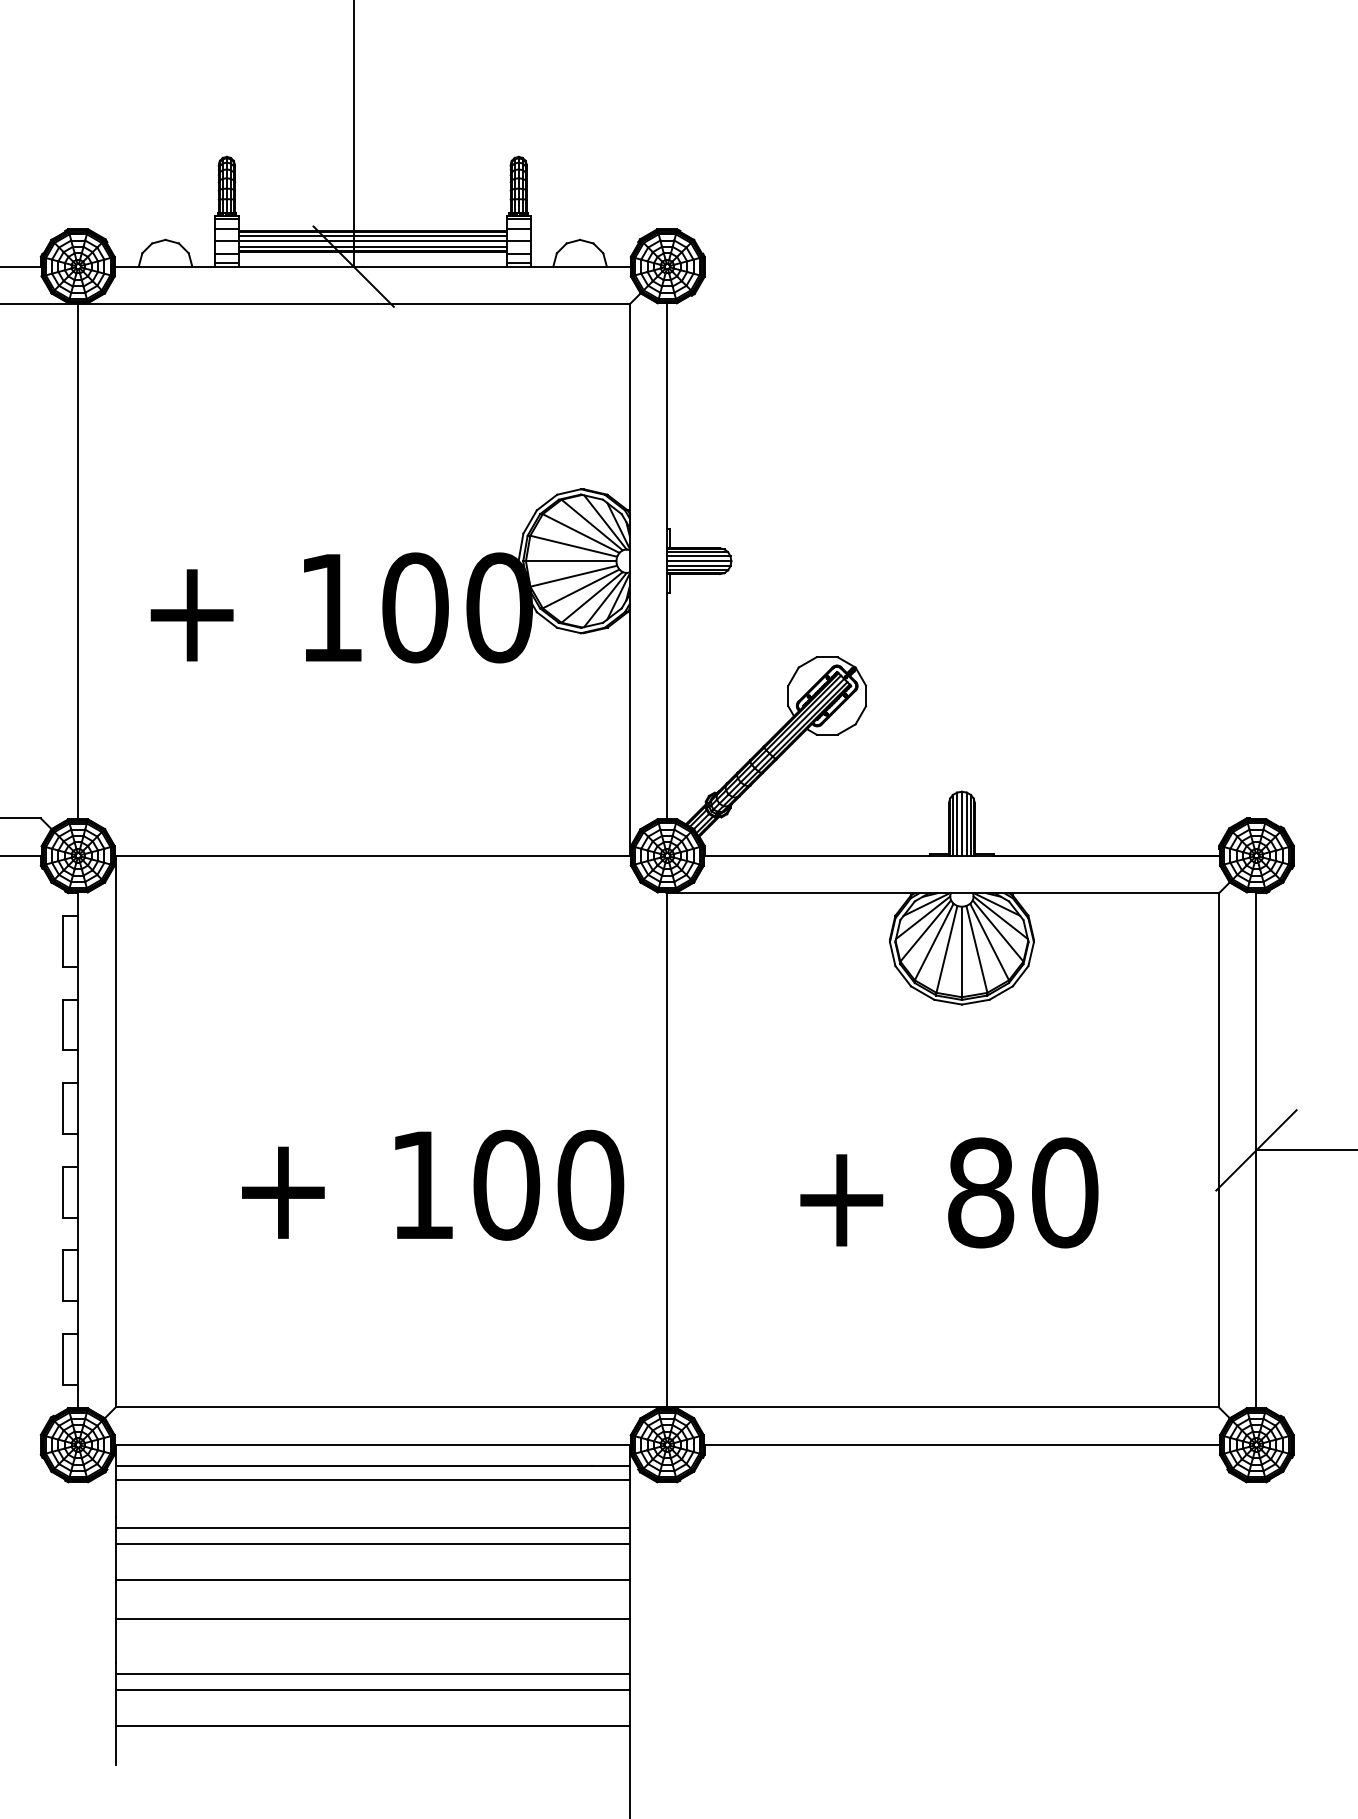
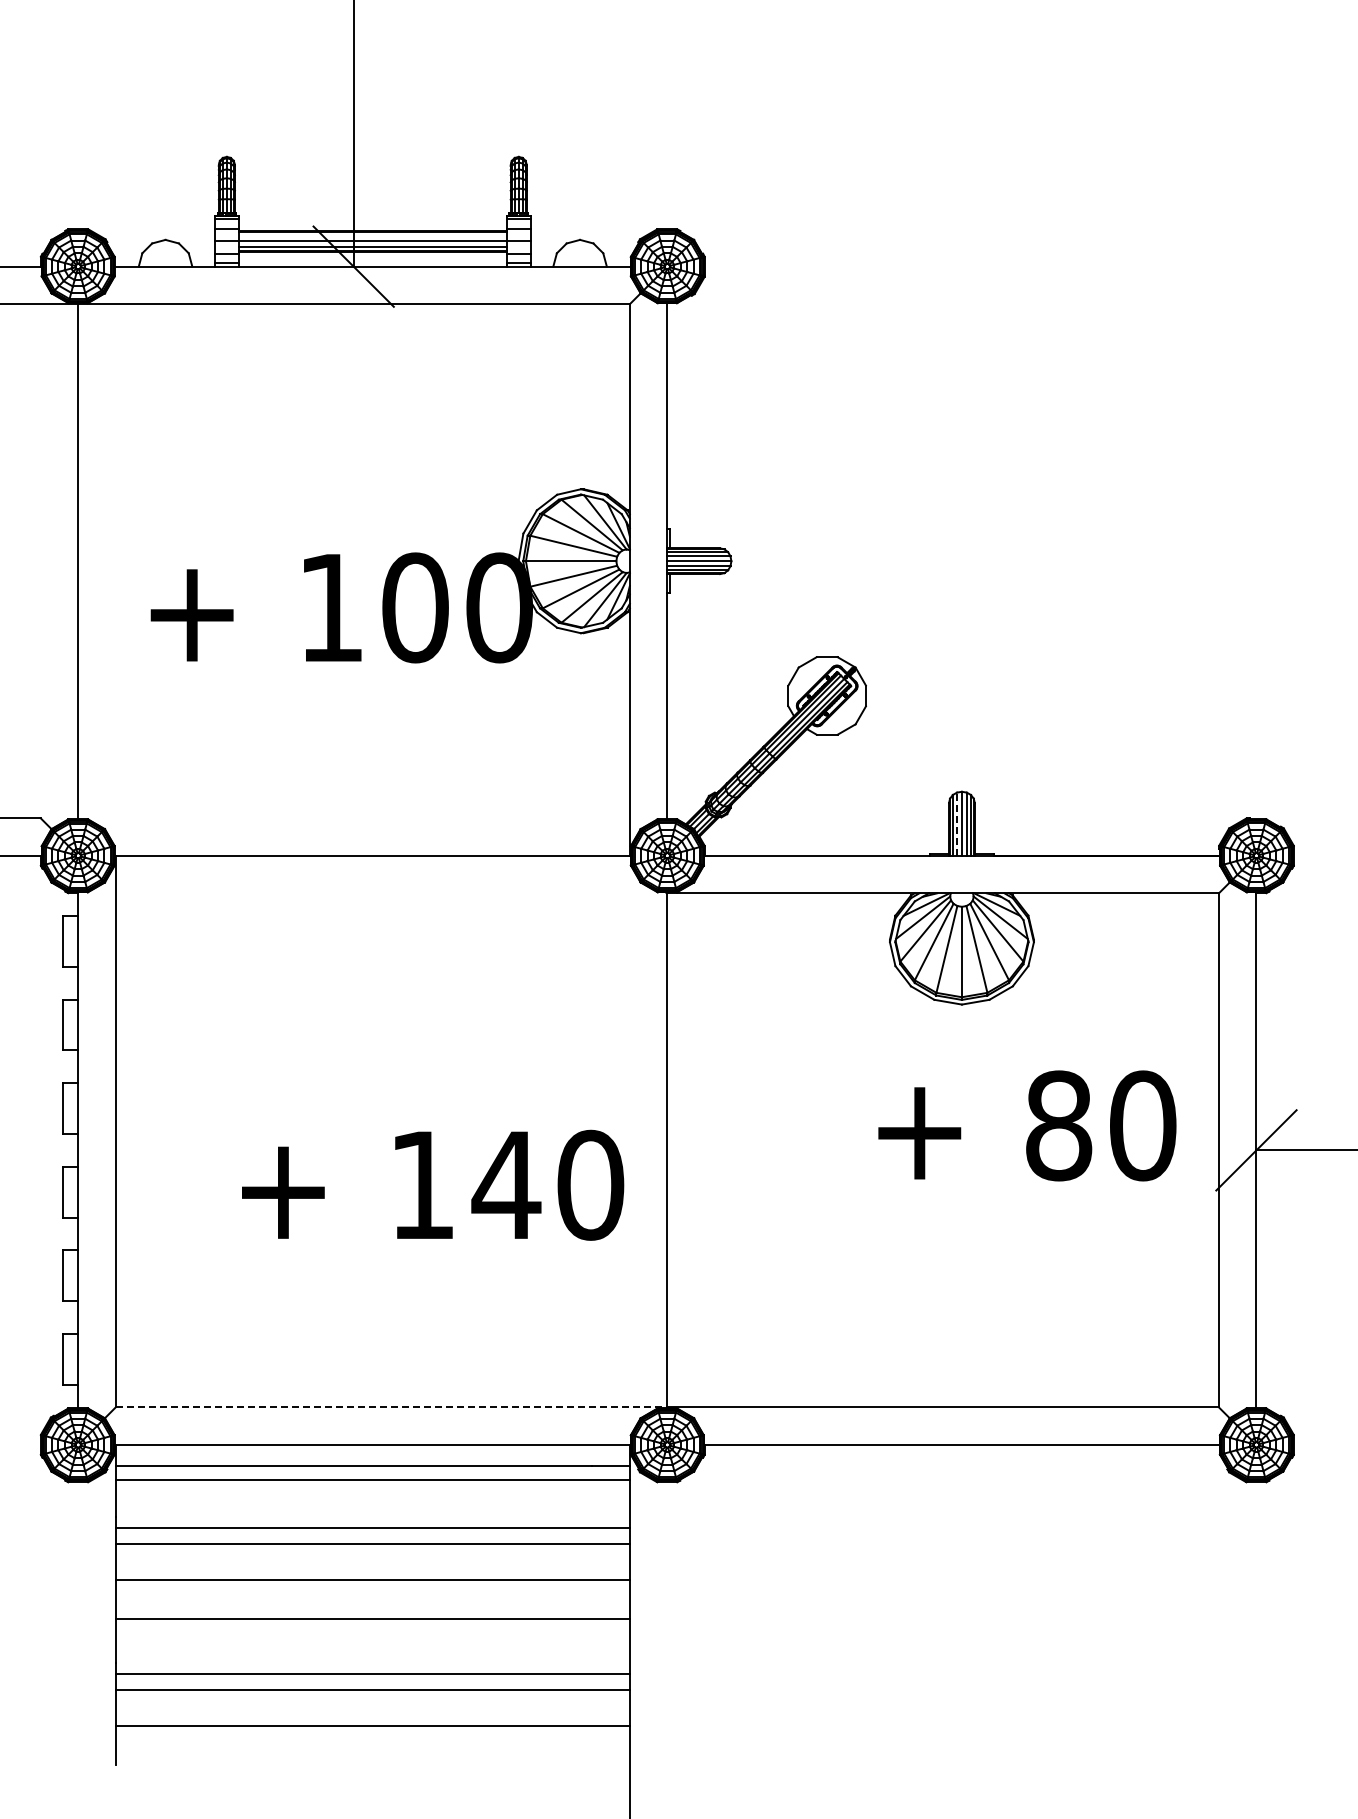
line: present -> none (372, 235)
line: solid -> dashed (957, 824)
text: 100 -> 140 (506, 1184)
text position: (949, 1192) -> (1027, 1125) (1027, 1125)
line: solid -> dashed (391, 1407)
